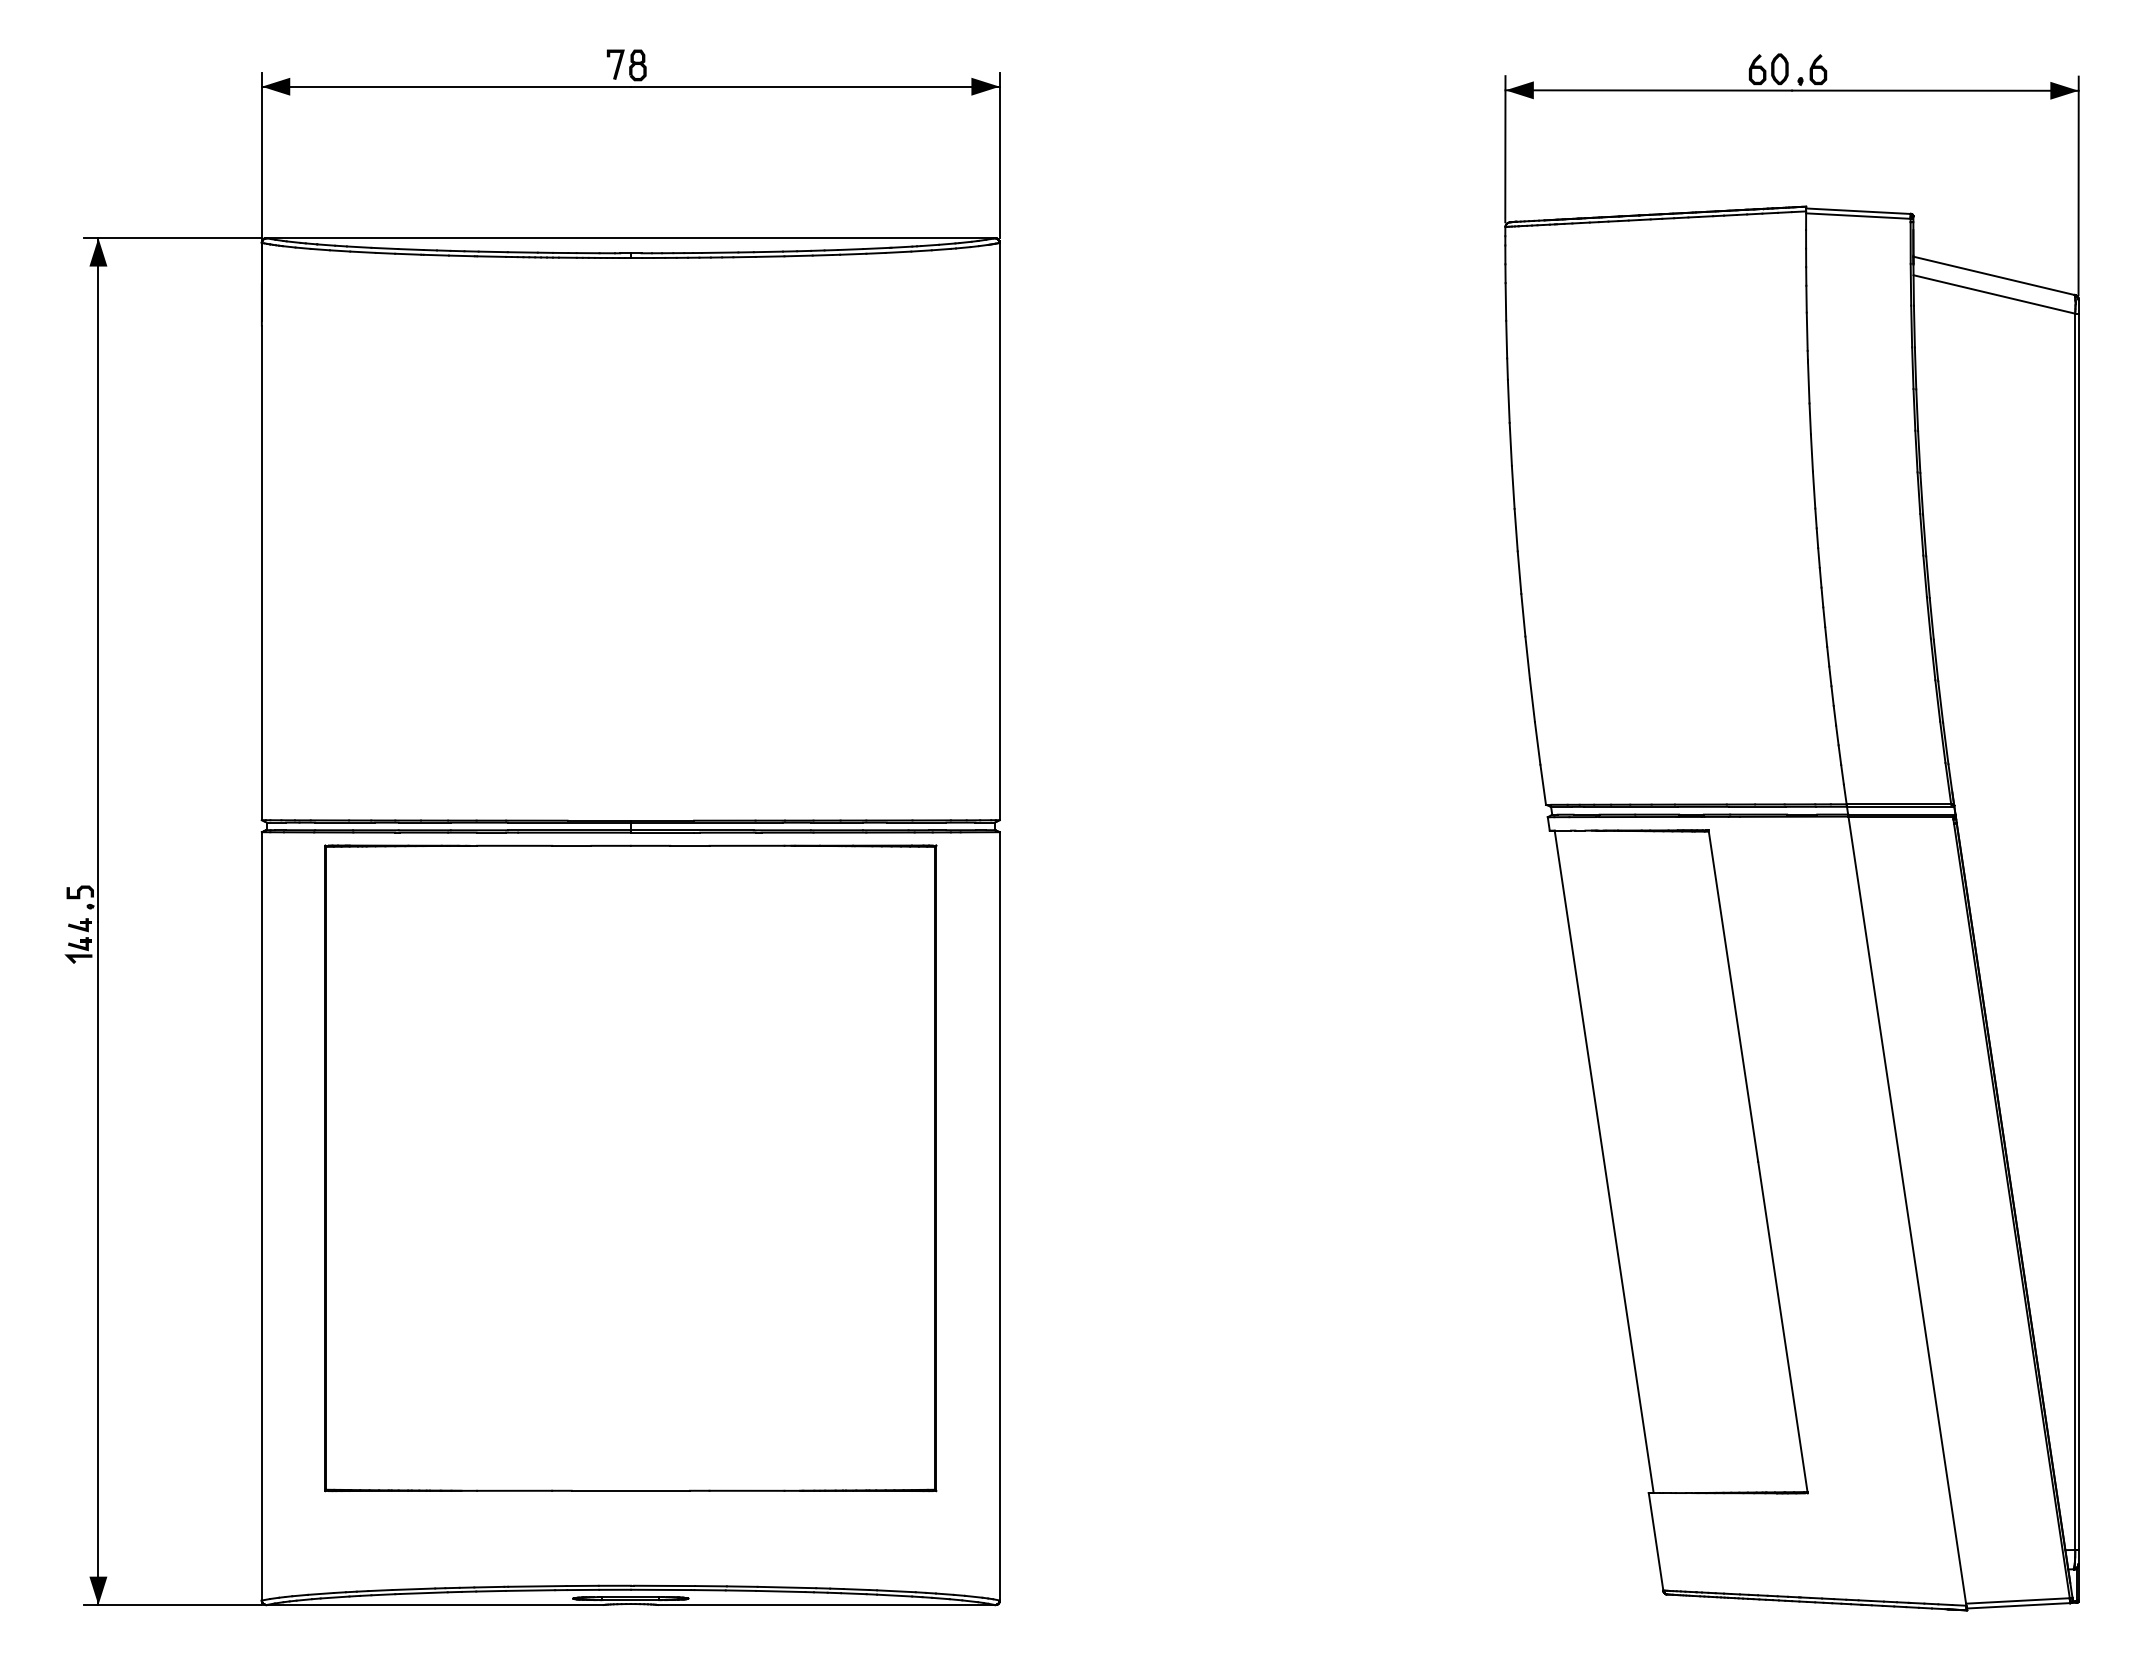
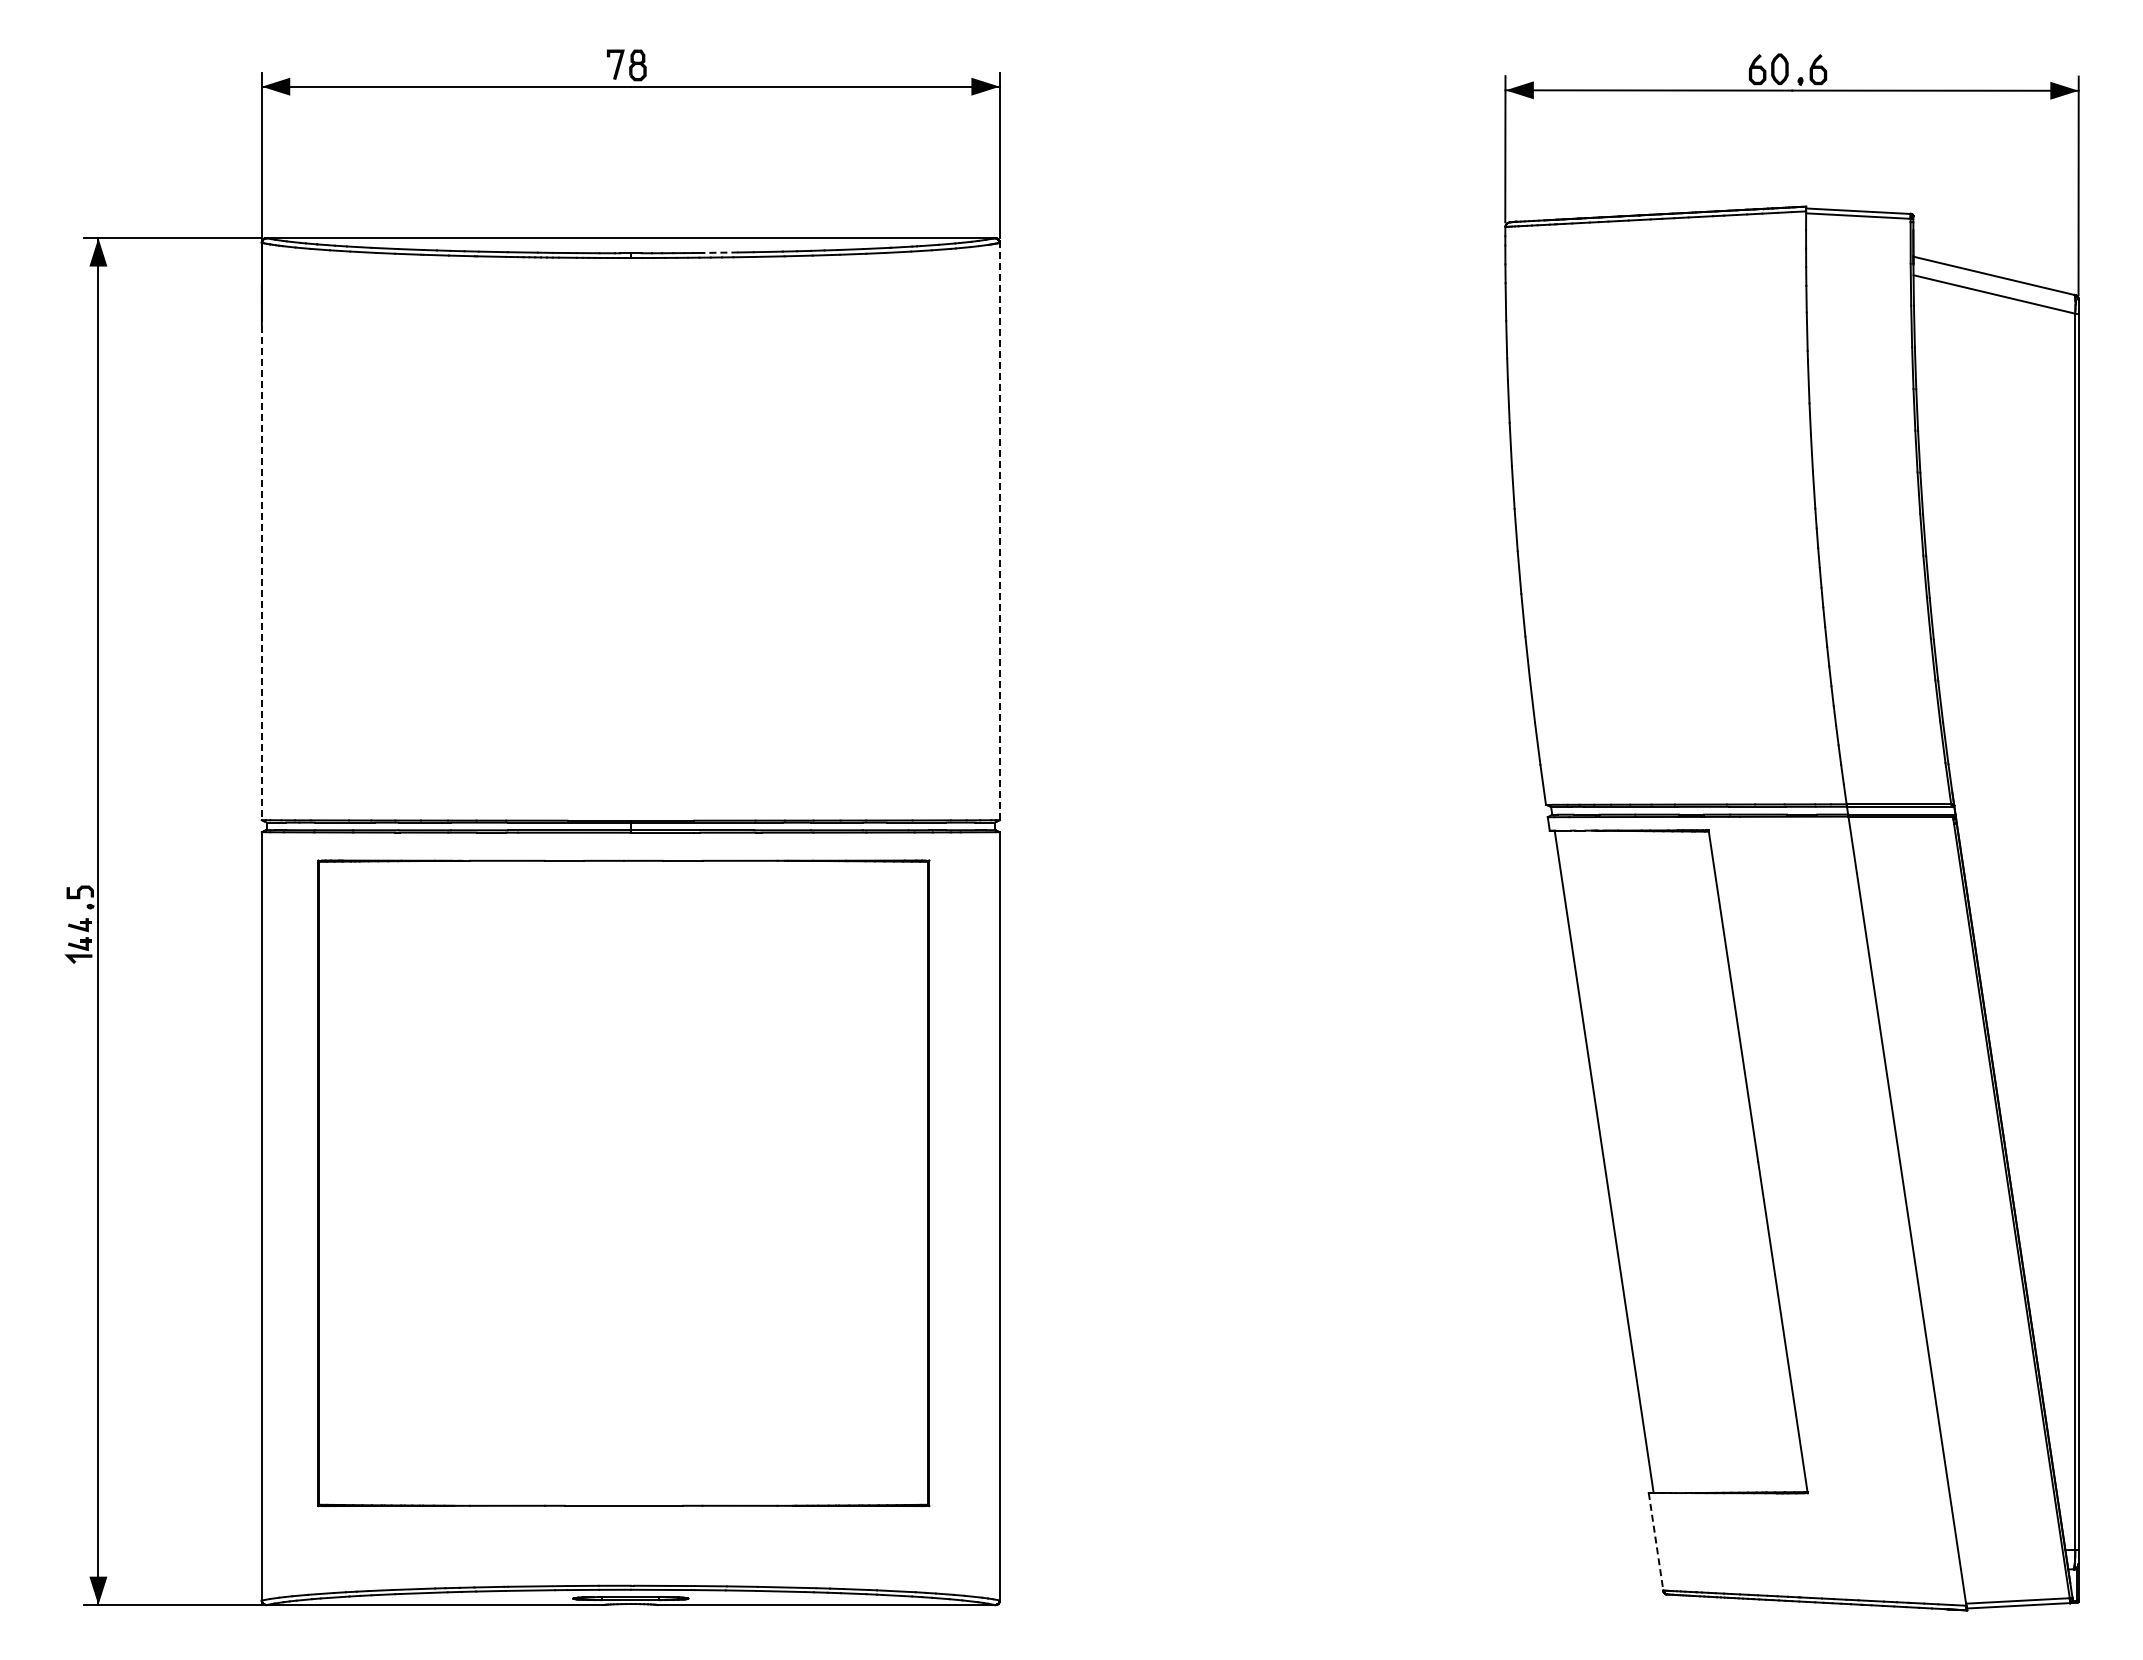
line: solid -> dashed (719, 252)
line: solid -> dashed (999, 531)
line: solid -> dashed (261, 573)
part position: (630, 1168) -> (623, 1183) (623, 1183)
line: solid -> dashed (1656, 1542)
